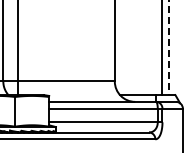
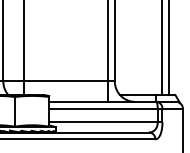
line position: (17, 48) -> (23, 48) (23, 48)
line: dashed -> solid (169, 48)
line: none -> present (108, 51)
